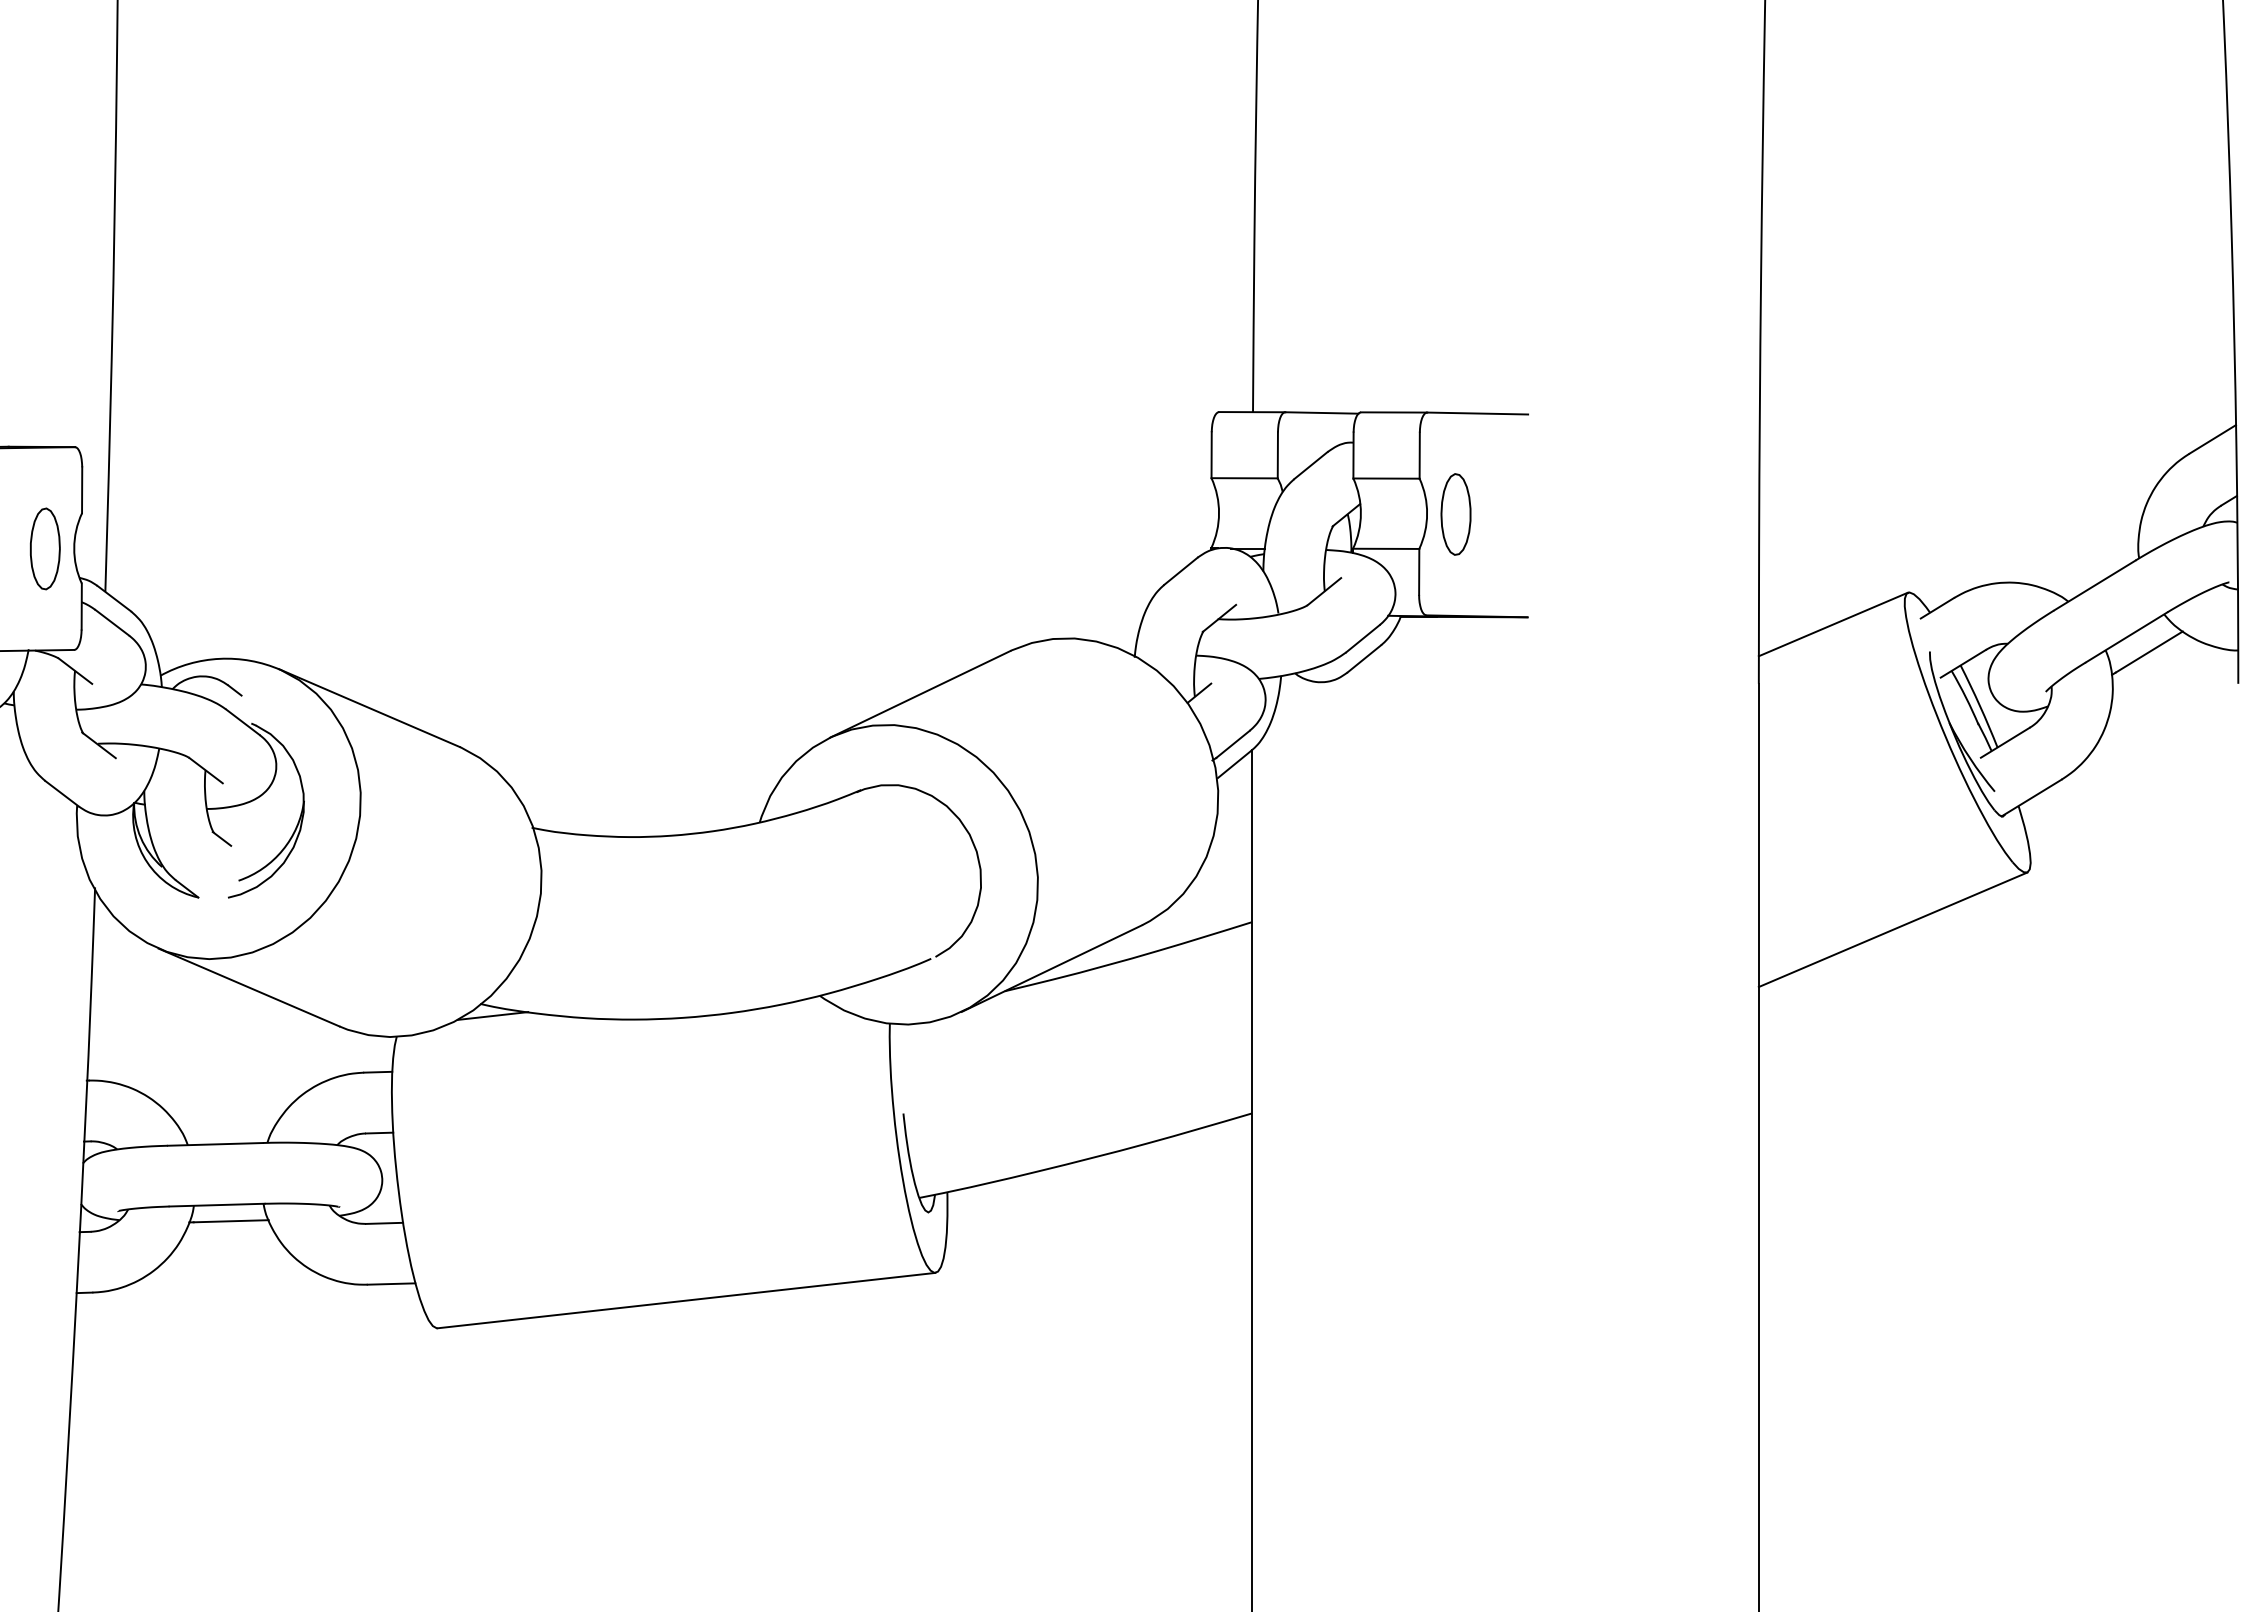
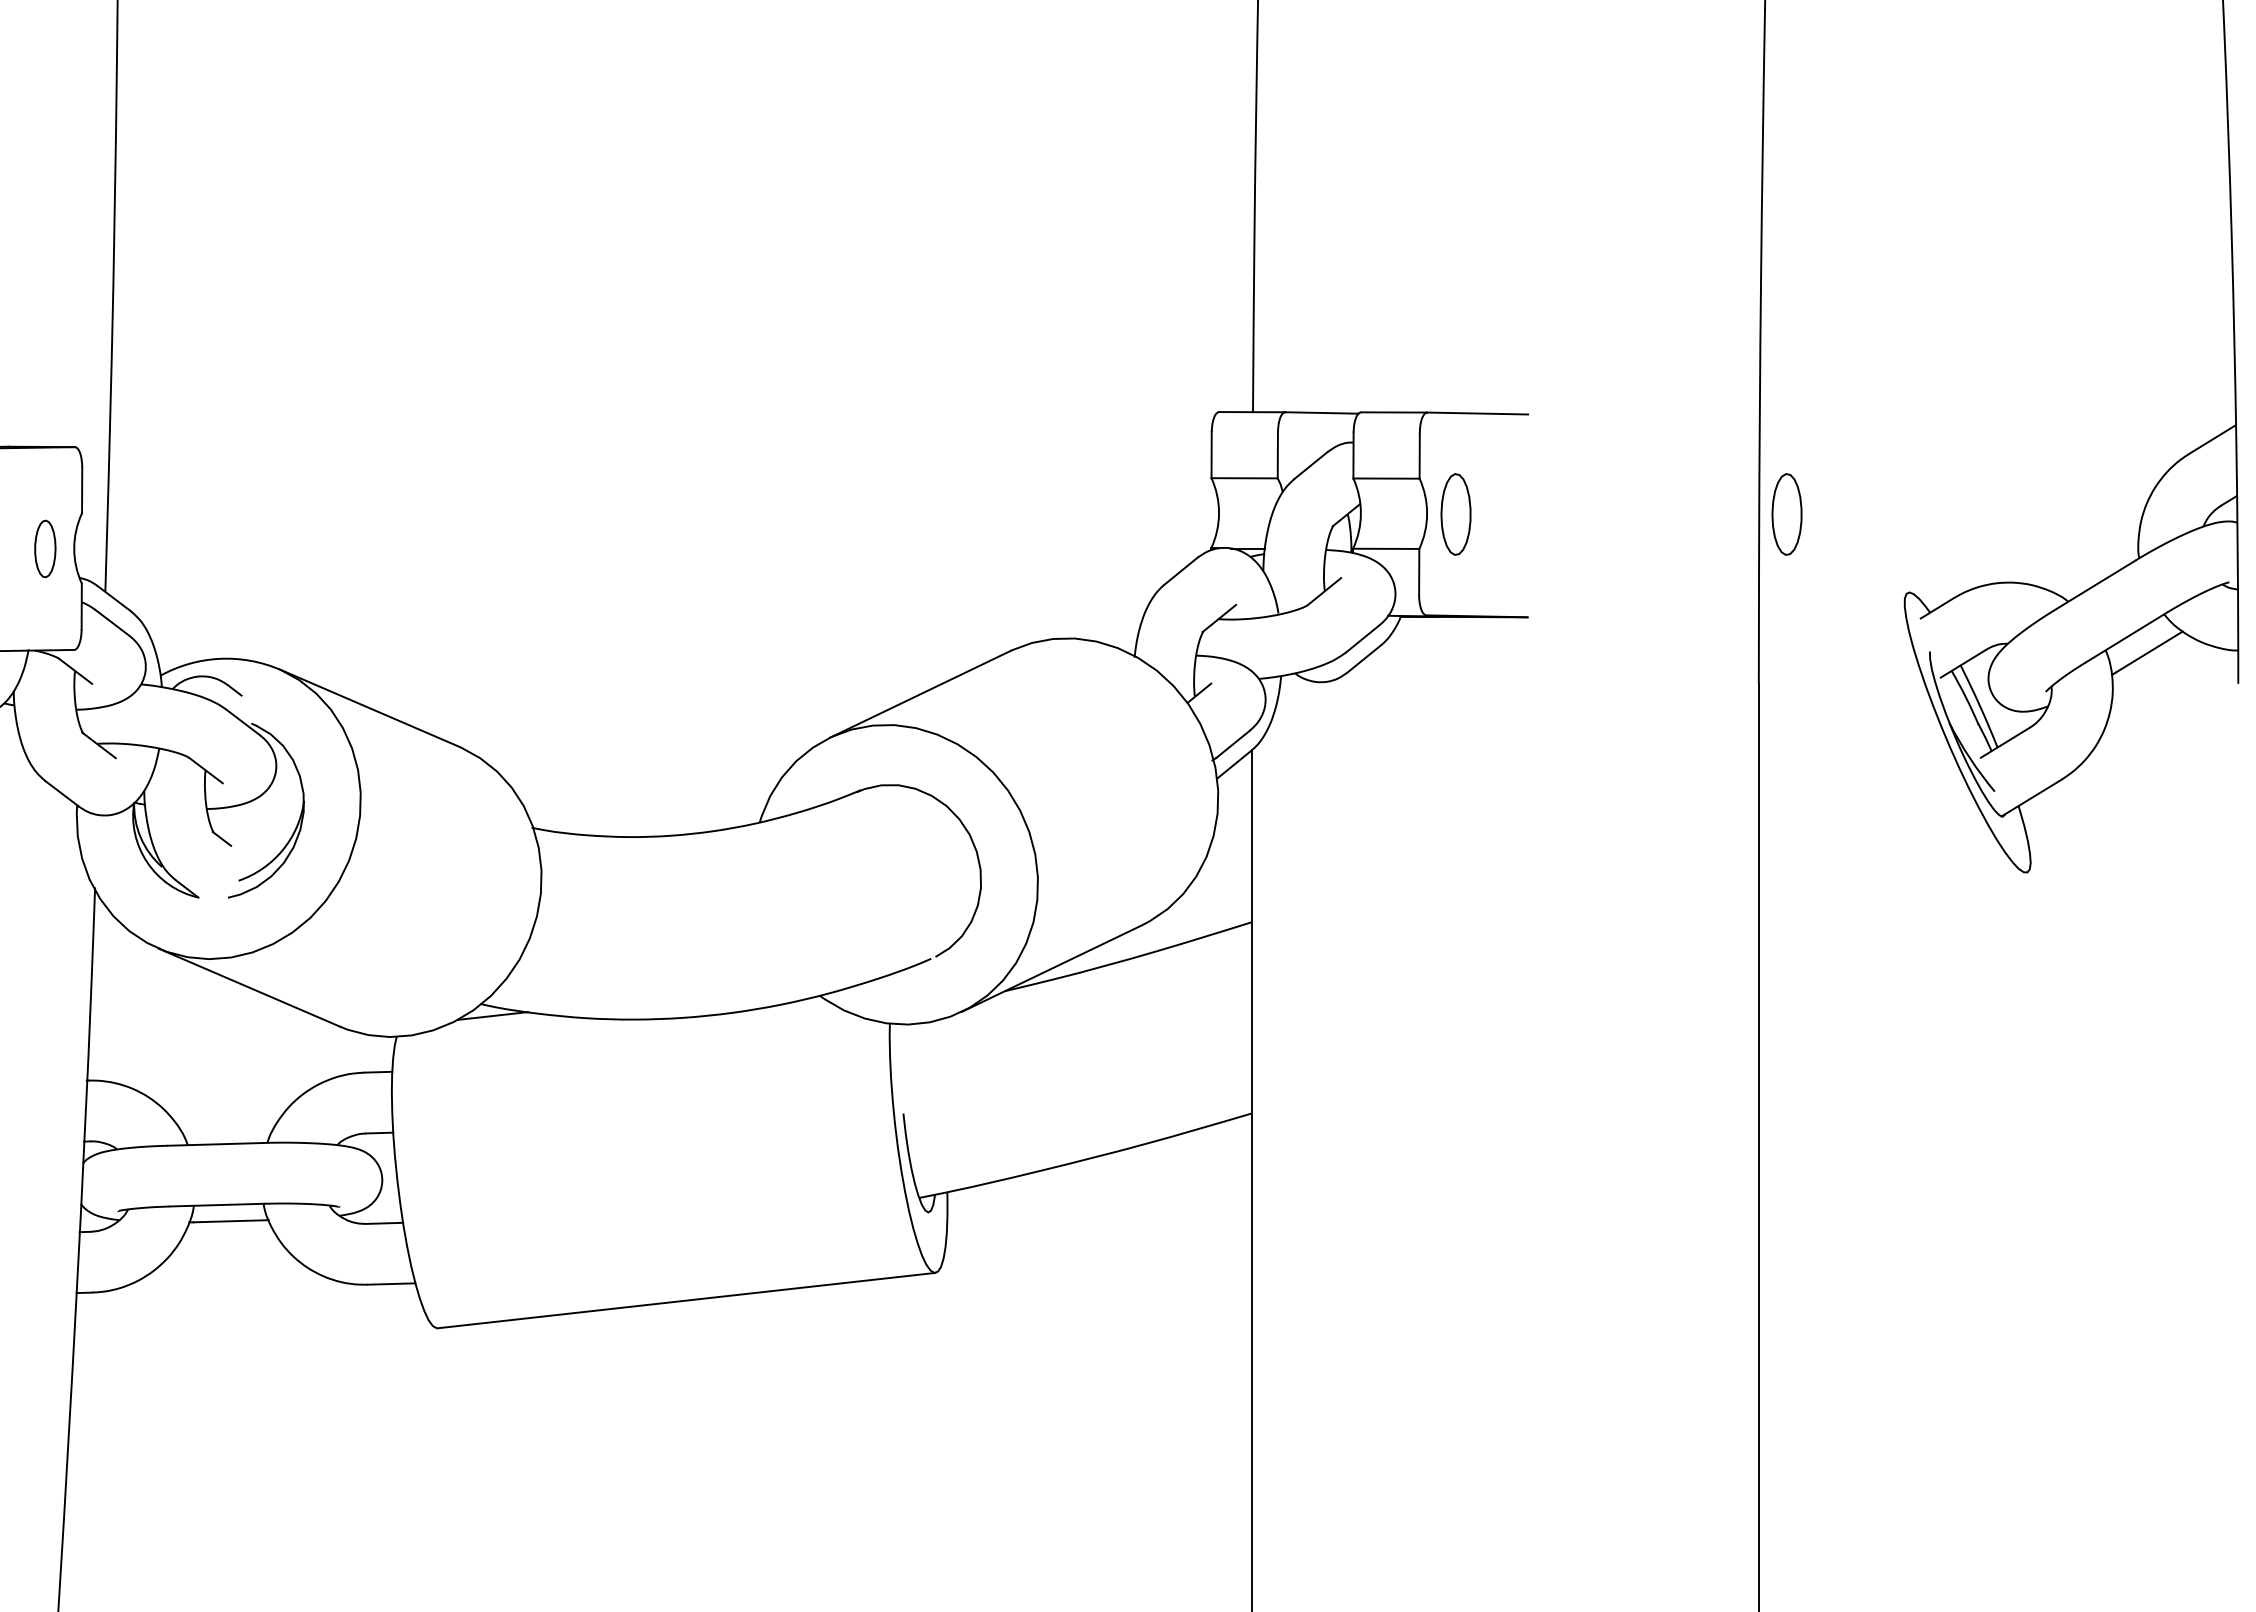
part: none -> present (1786, 514)
part size: 31x84 px -> 23x60 px (45, 548)
line: present -> none (1833, 624)
line: present -> none (1892, 929)
